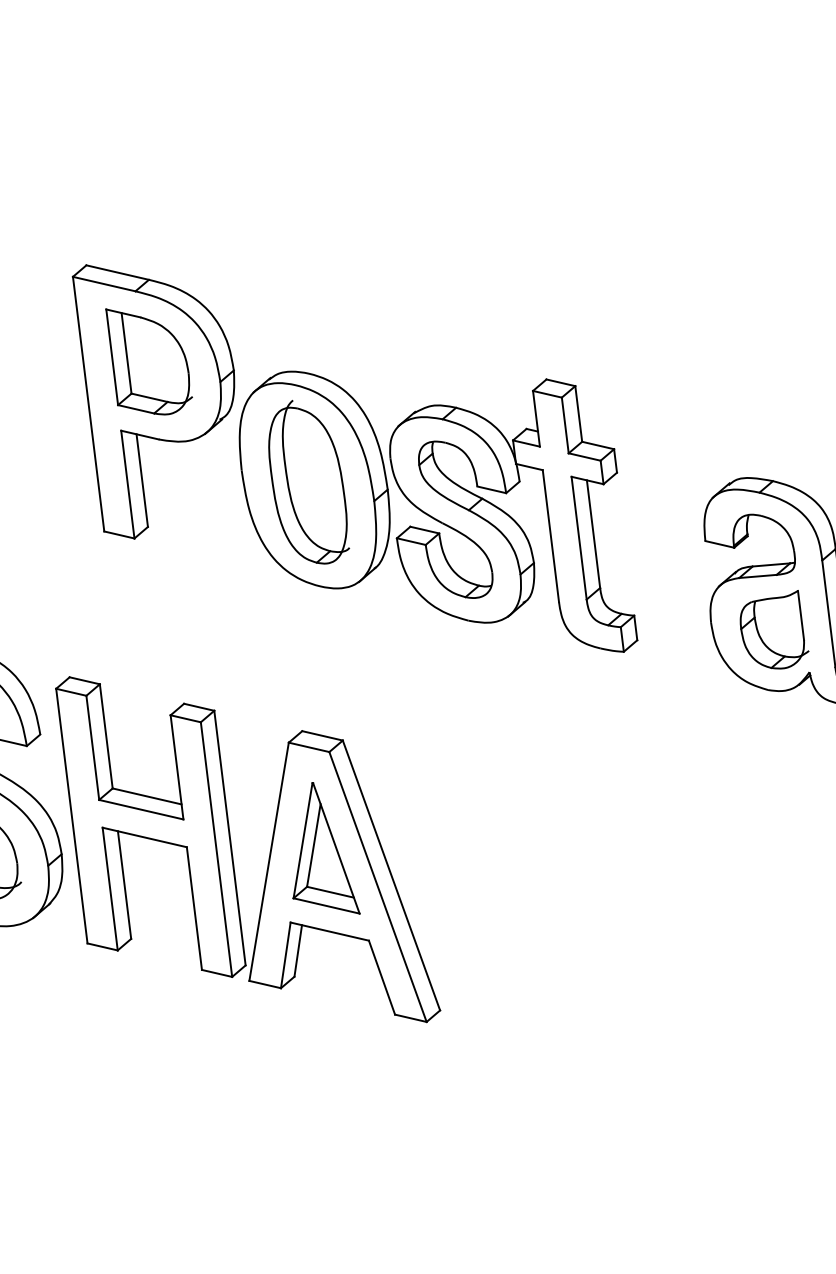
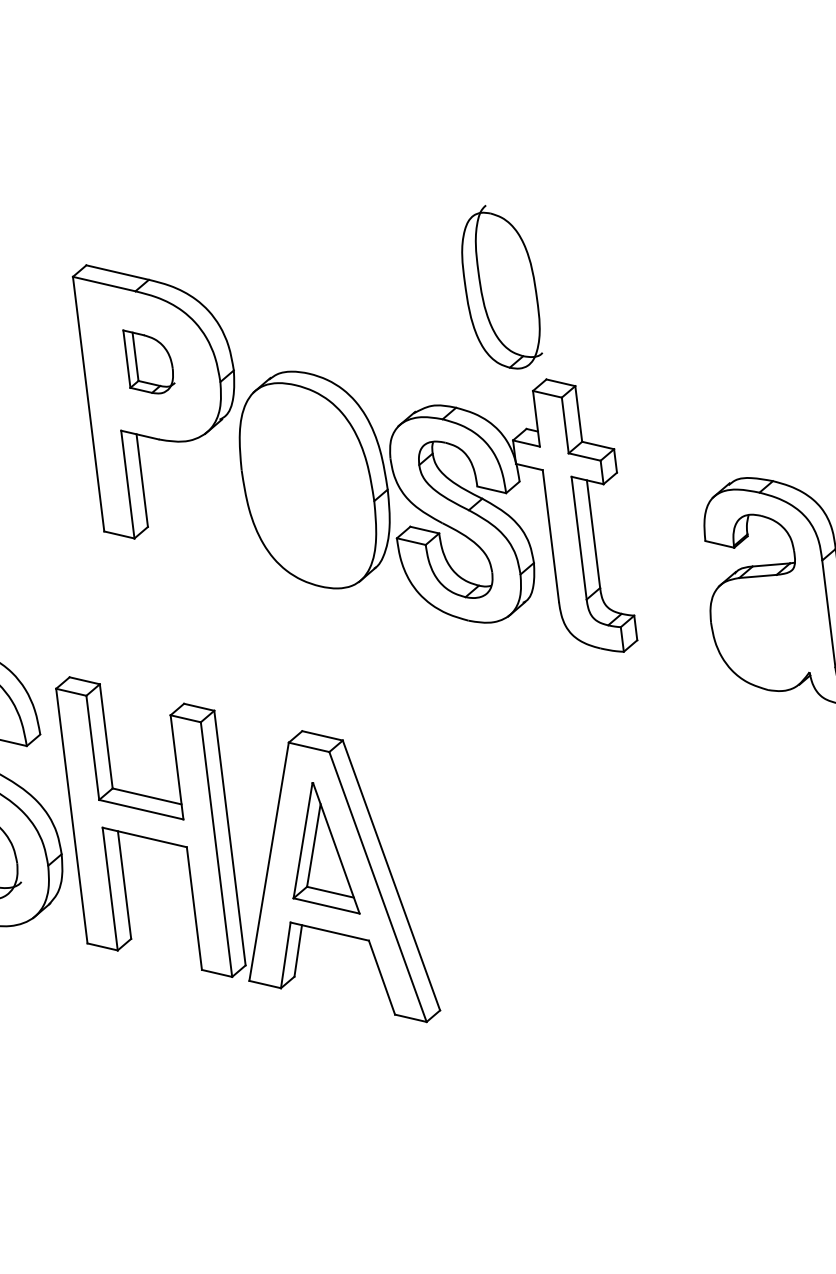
part size: 88x108 px -> 54x66 px (148, 361)
part position: (309, 482) -> (502, 287) (502, 287)
part: present -> none (774, 629)
